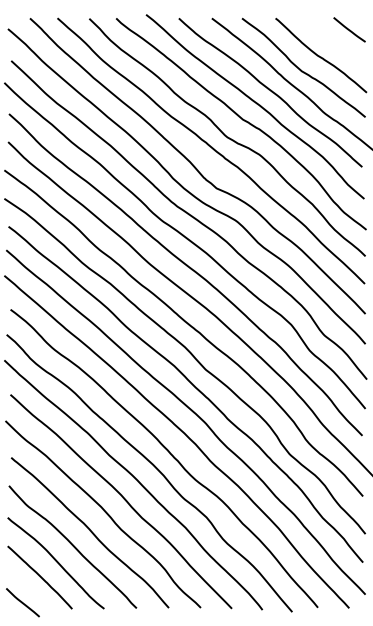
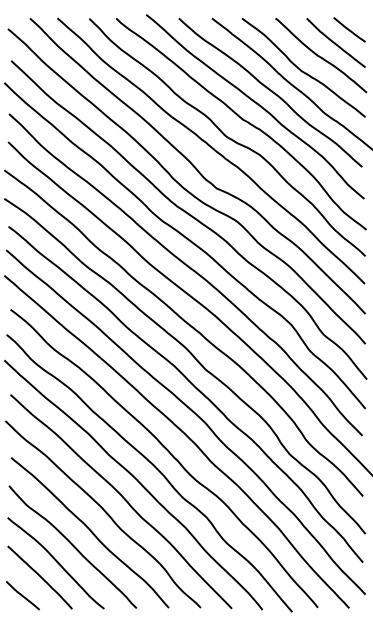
curve: none -> present (335, 42)
line position: (22, 602) -> (22, 595) (22, 595)
